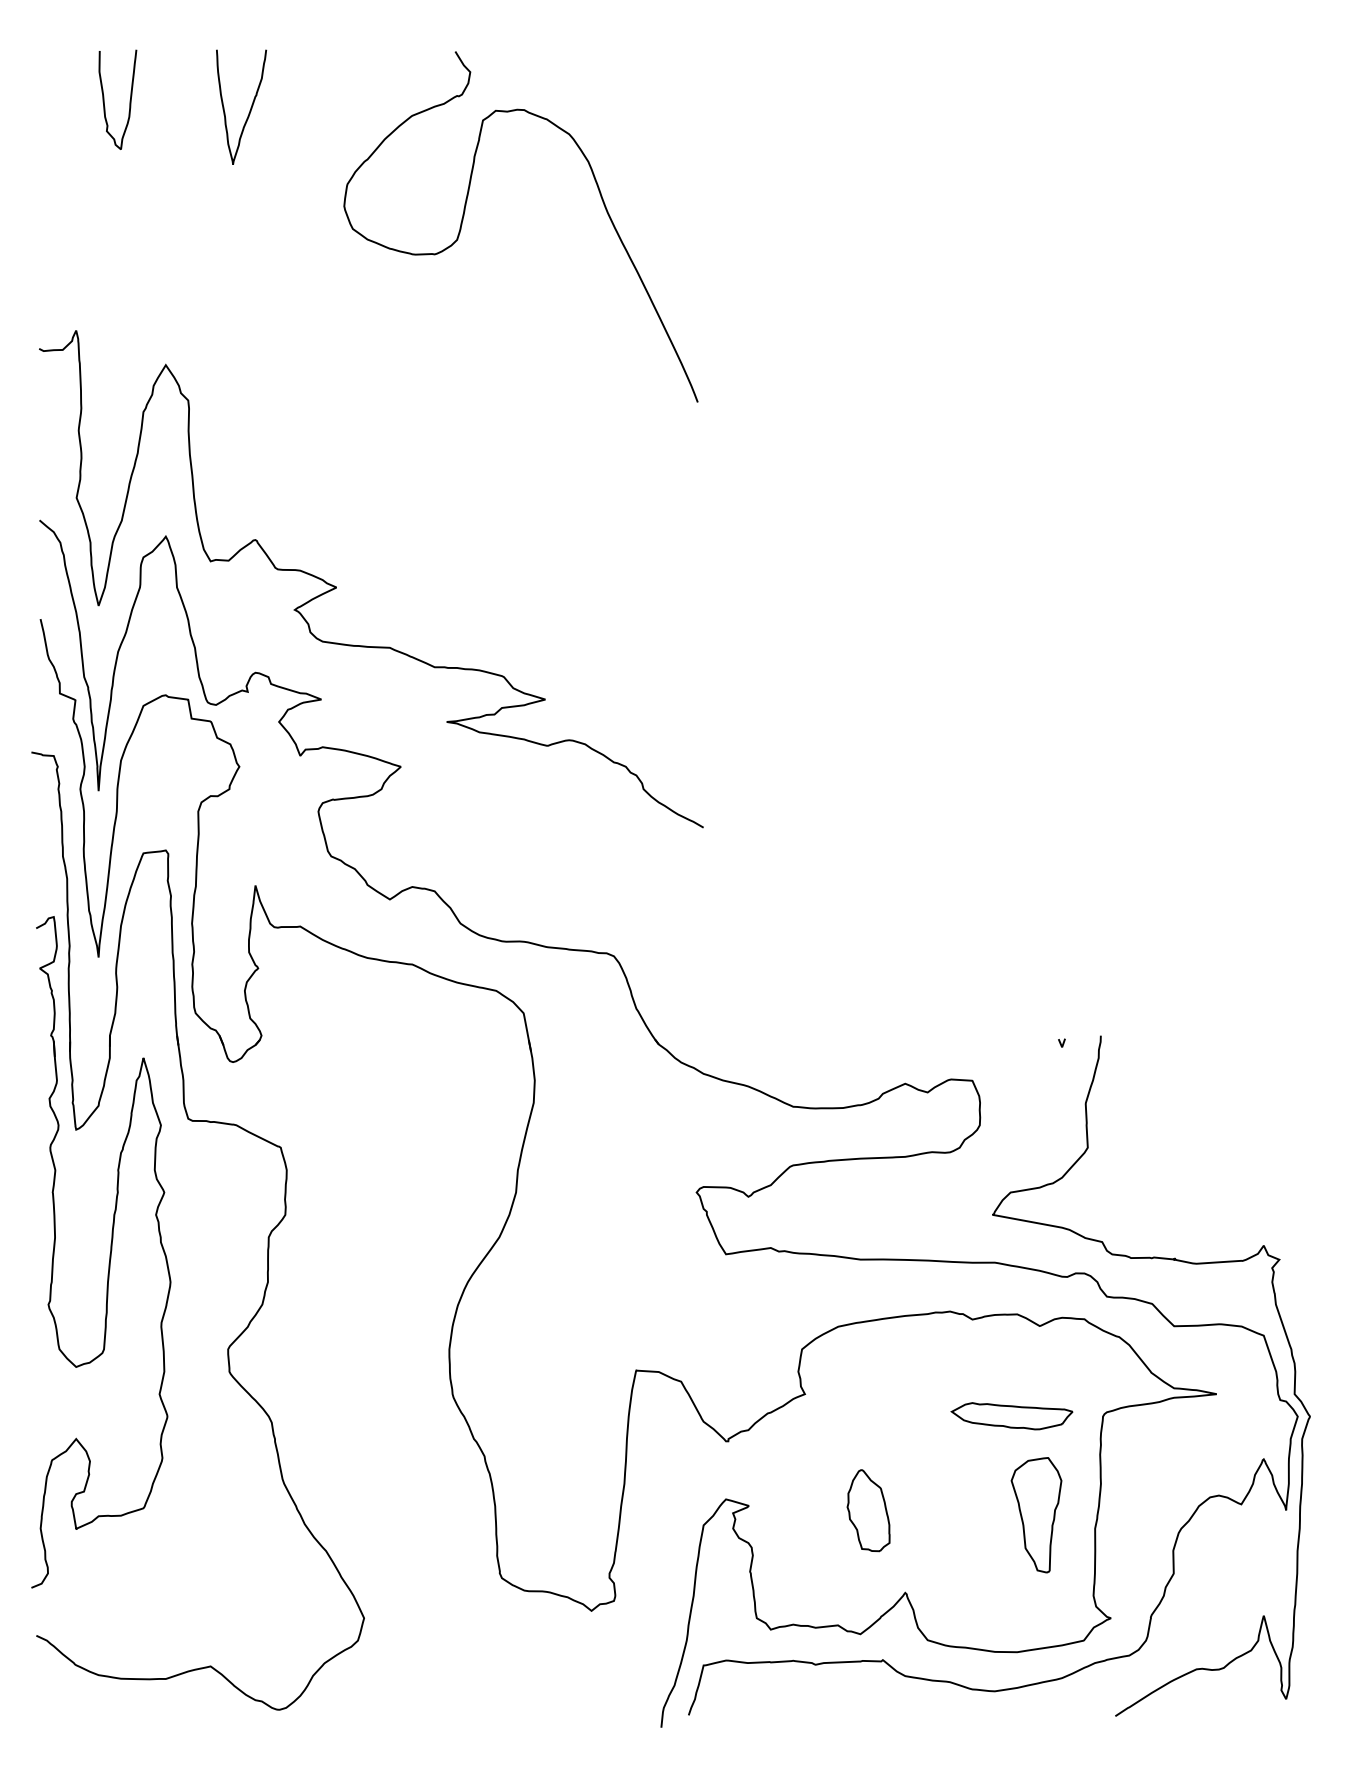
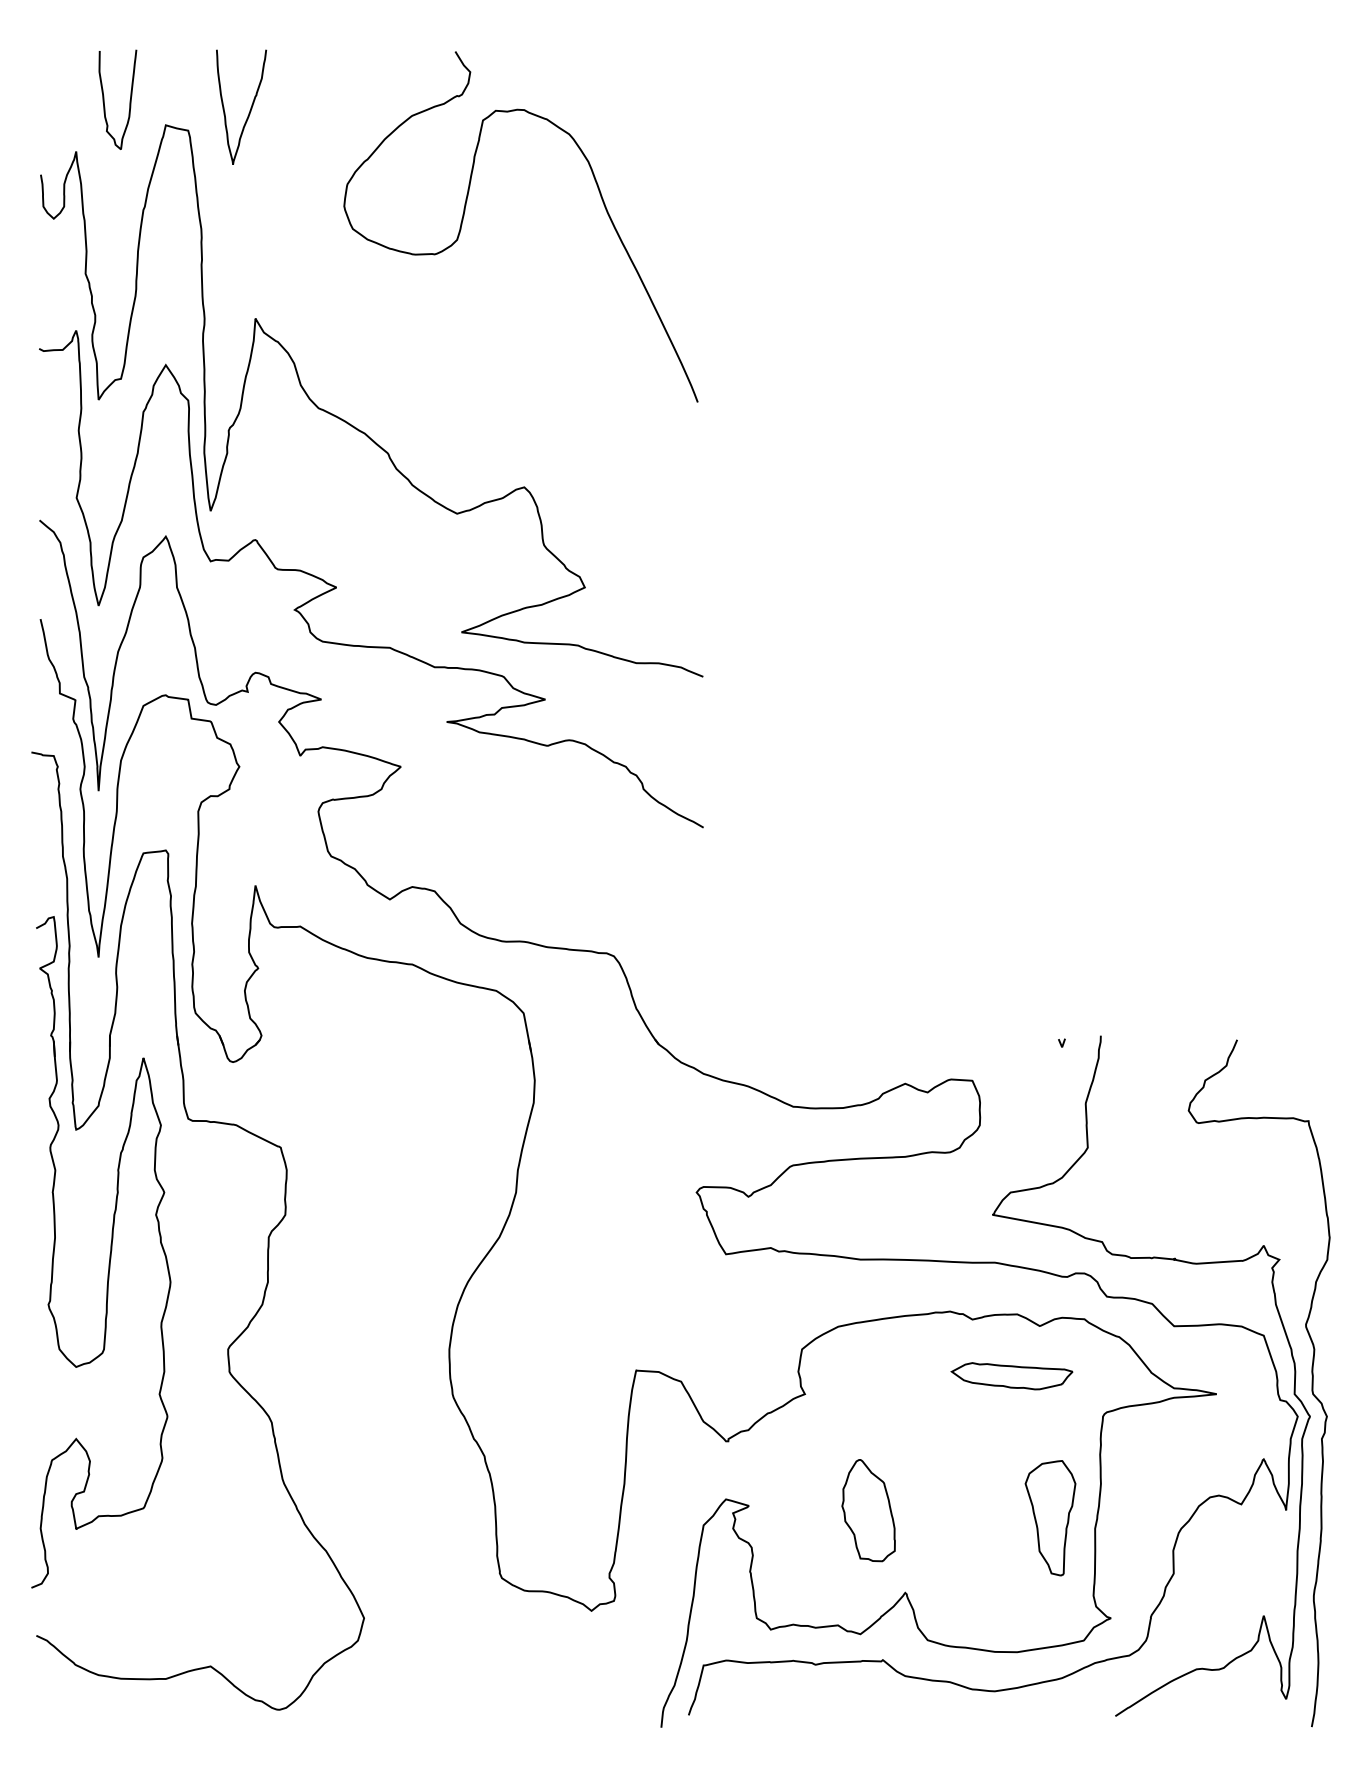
curve: none -> present (353, 425)
curve: none -> present (1311, 1383)
part position: (1011, 1416) -> (1011, 1376) (1011, 1376)
part size: 45x84 px -> 55x104 px (868, 1510)
part position: (1036, 1515) -> (1050, 1518) (1050, 1518)
